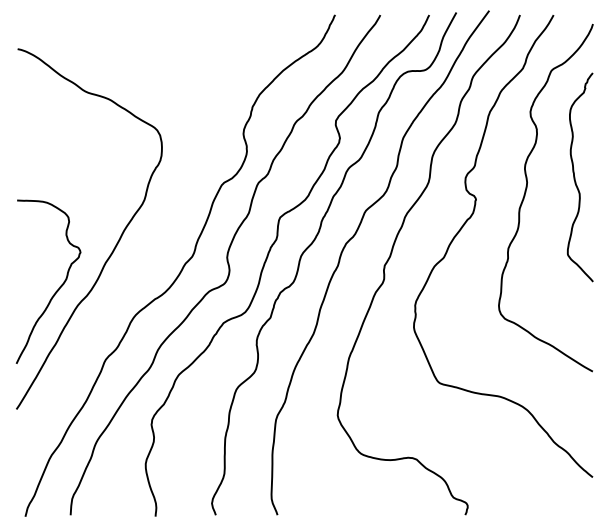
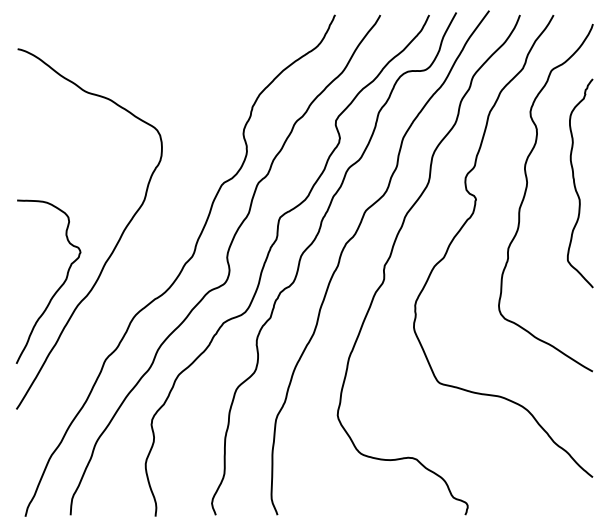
curve position: (575, 177) -> (575, 183) (575, 183)
